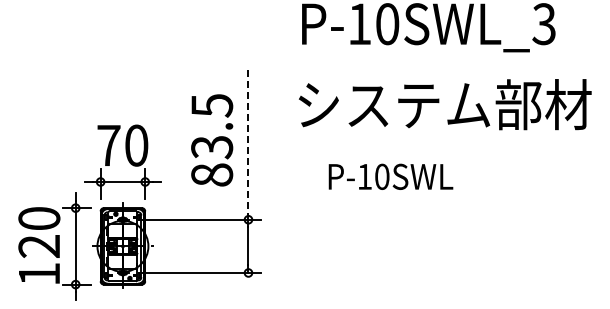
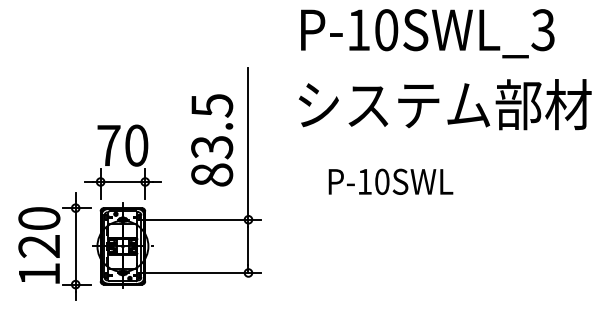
text position: (428, 27) -> (427, 33) (427, 33)
line: dashed -> solid (248, 144)
text position: (390, 176) -> (390, 181) (390, 181)
